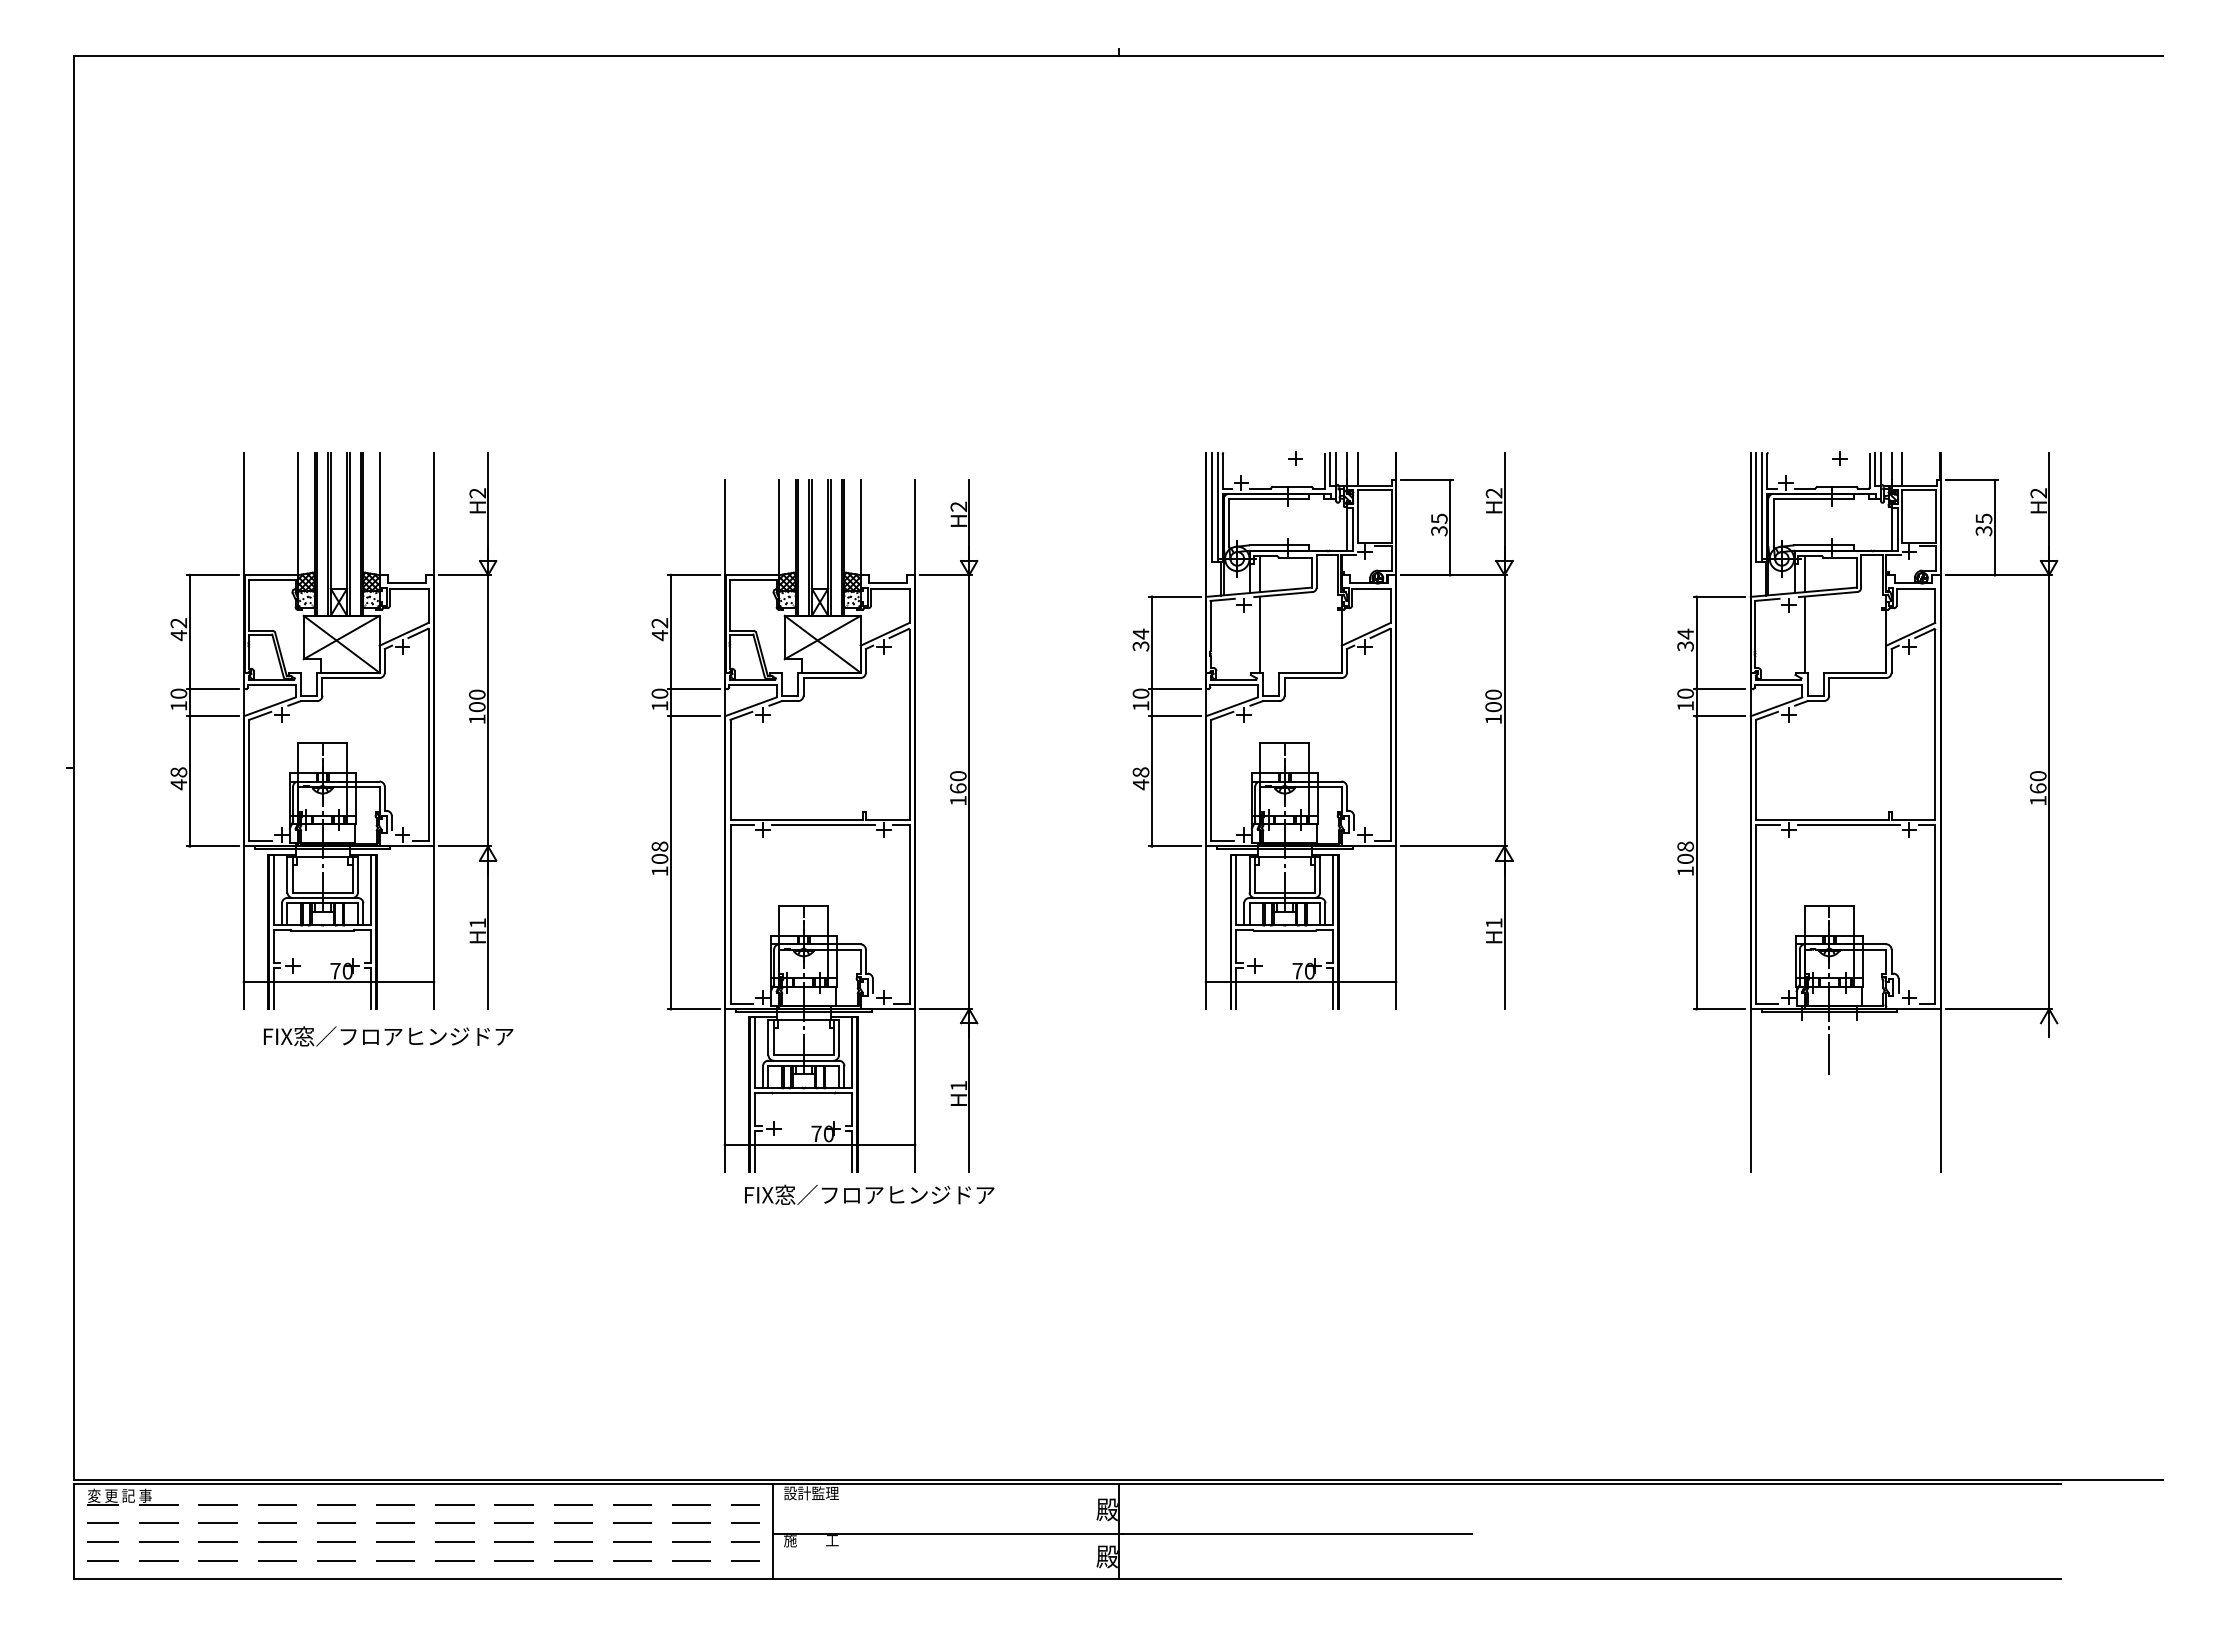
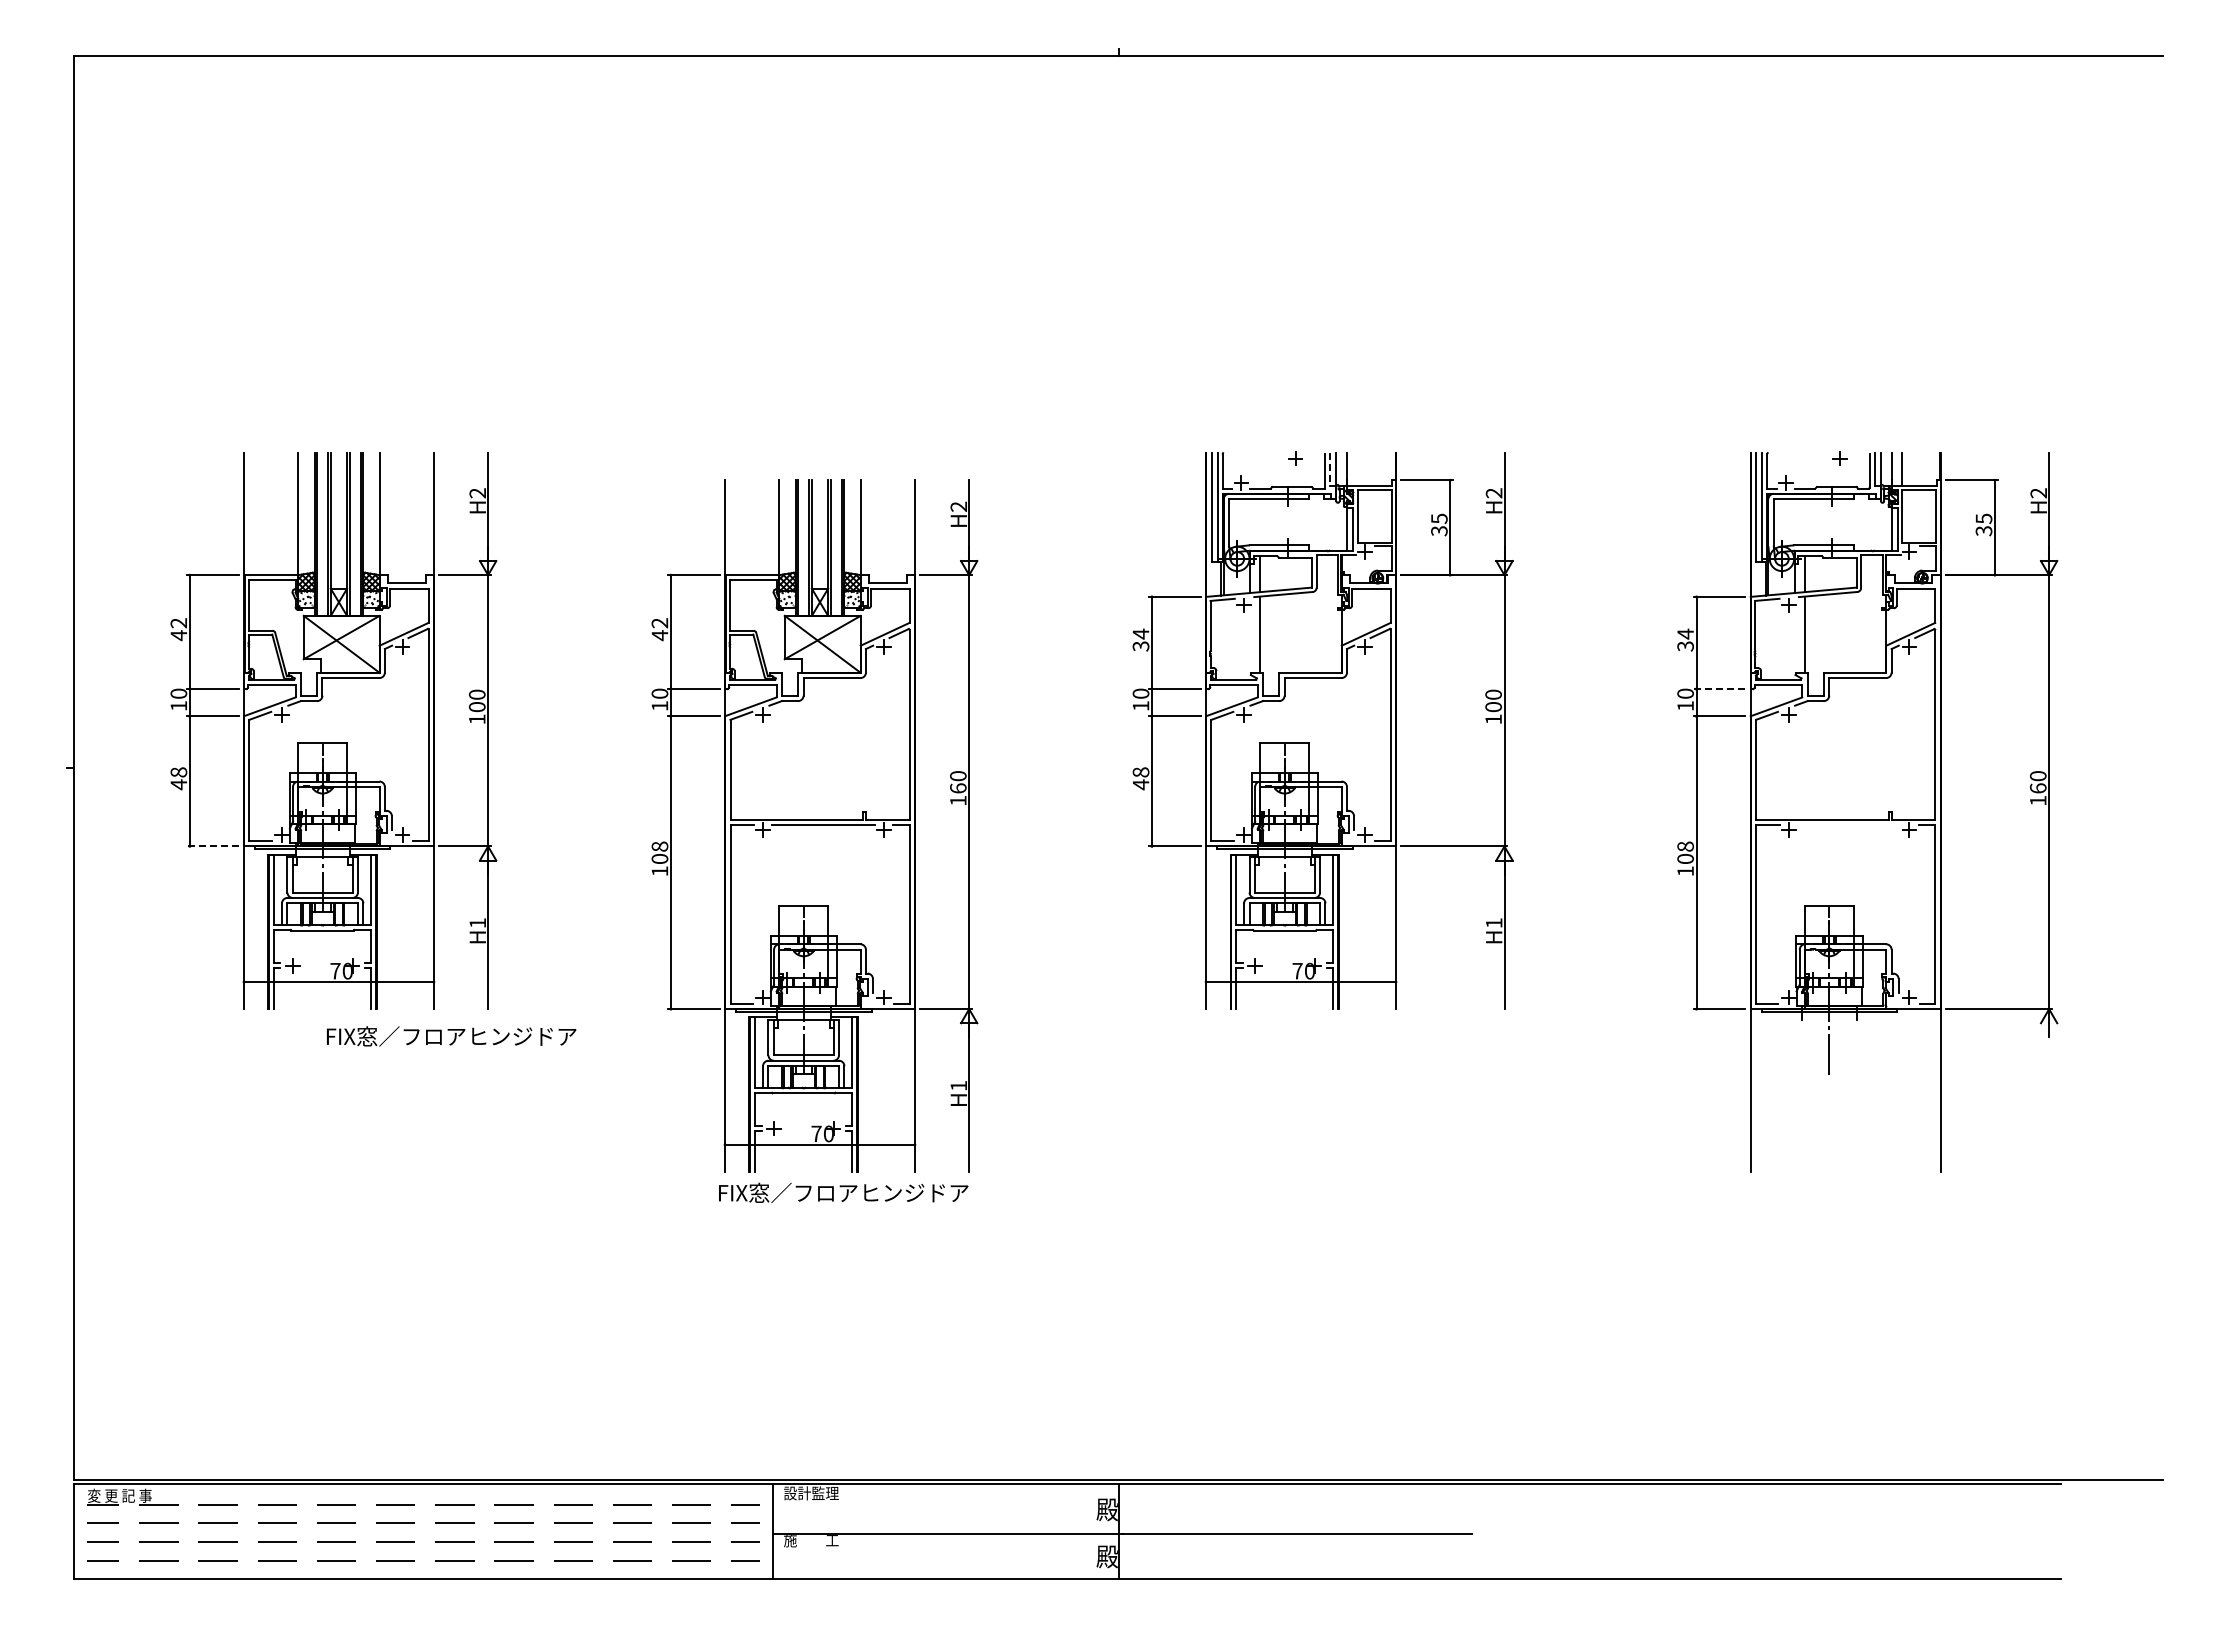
line: solid -> dashed (1330, 469)
line: present -> none (1357, 469)
line: solid -> dashed (1719, 689)
line: present -> none (1848, 824)
line: solid -> dashed (212, 846)
text position: (388, 1036) -> (451, 1036) (451, 1036)
text position: (869, 1194) -> (843, 1192) (843, 1192)
